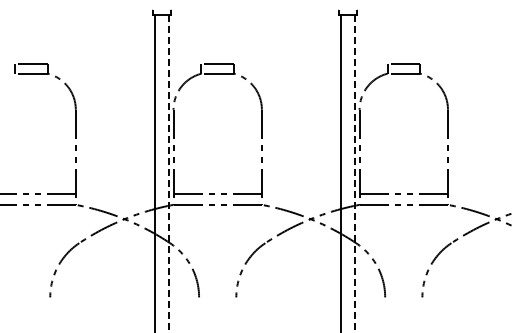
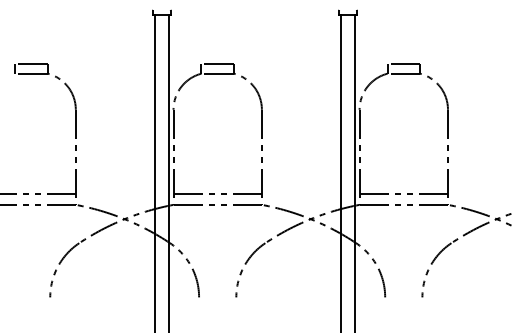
line: dashed -> solid (169, 173)
line: dashed -> solid (355, 173)
